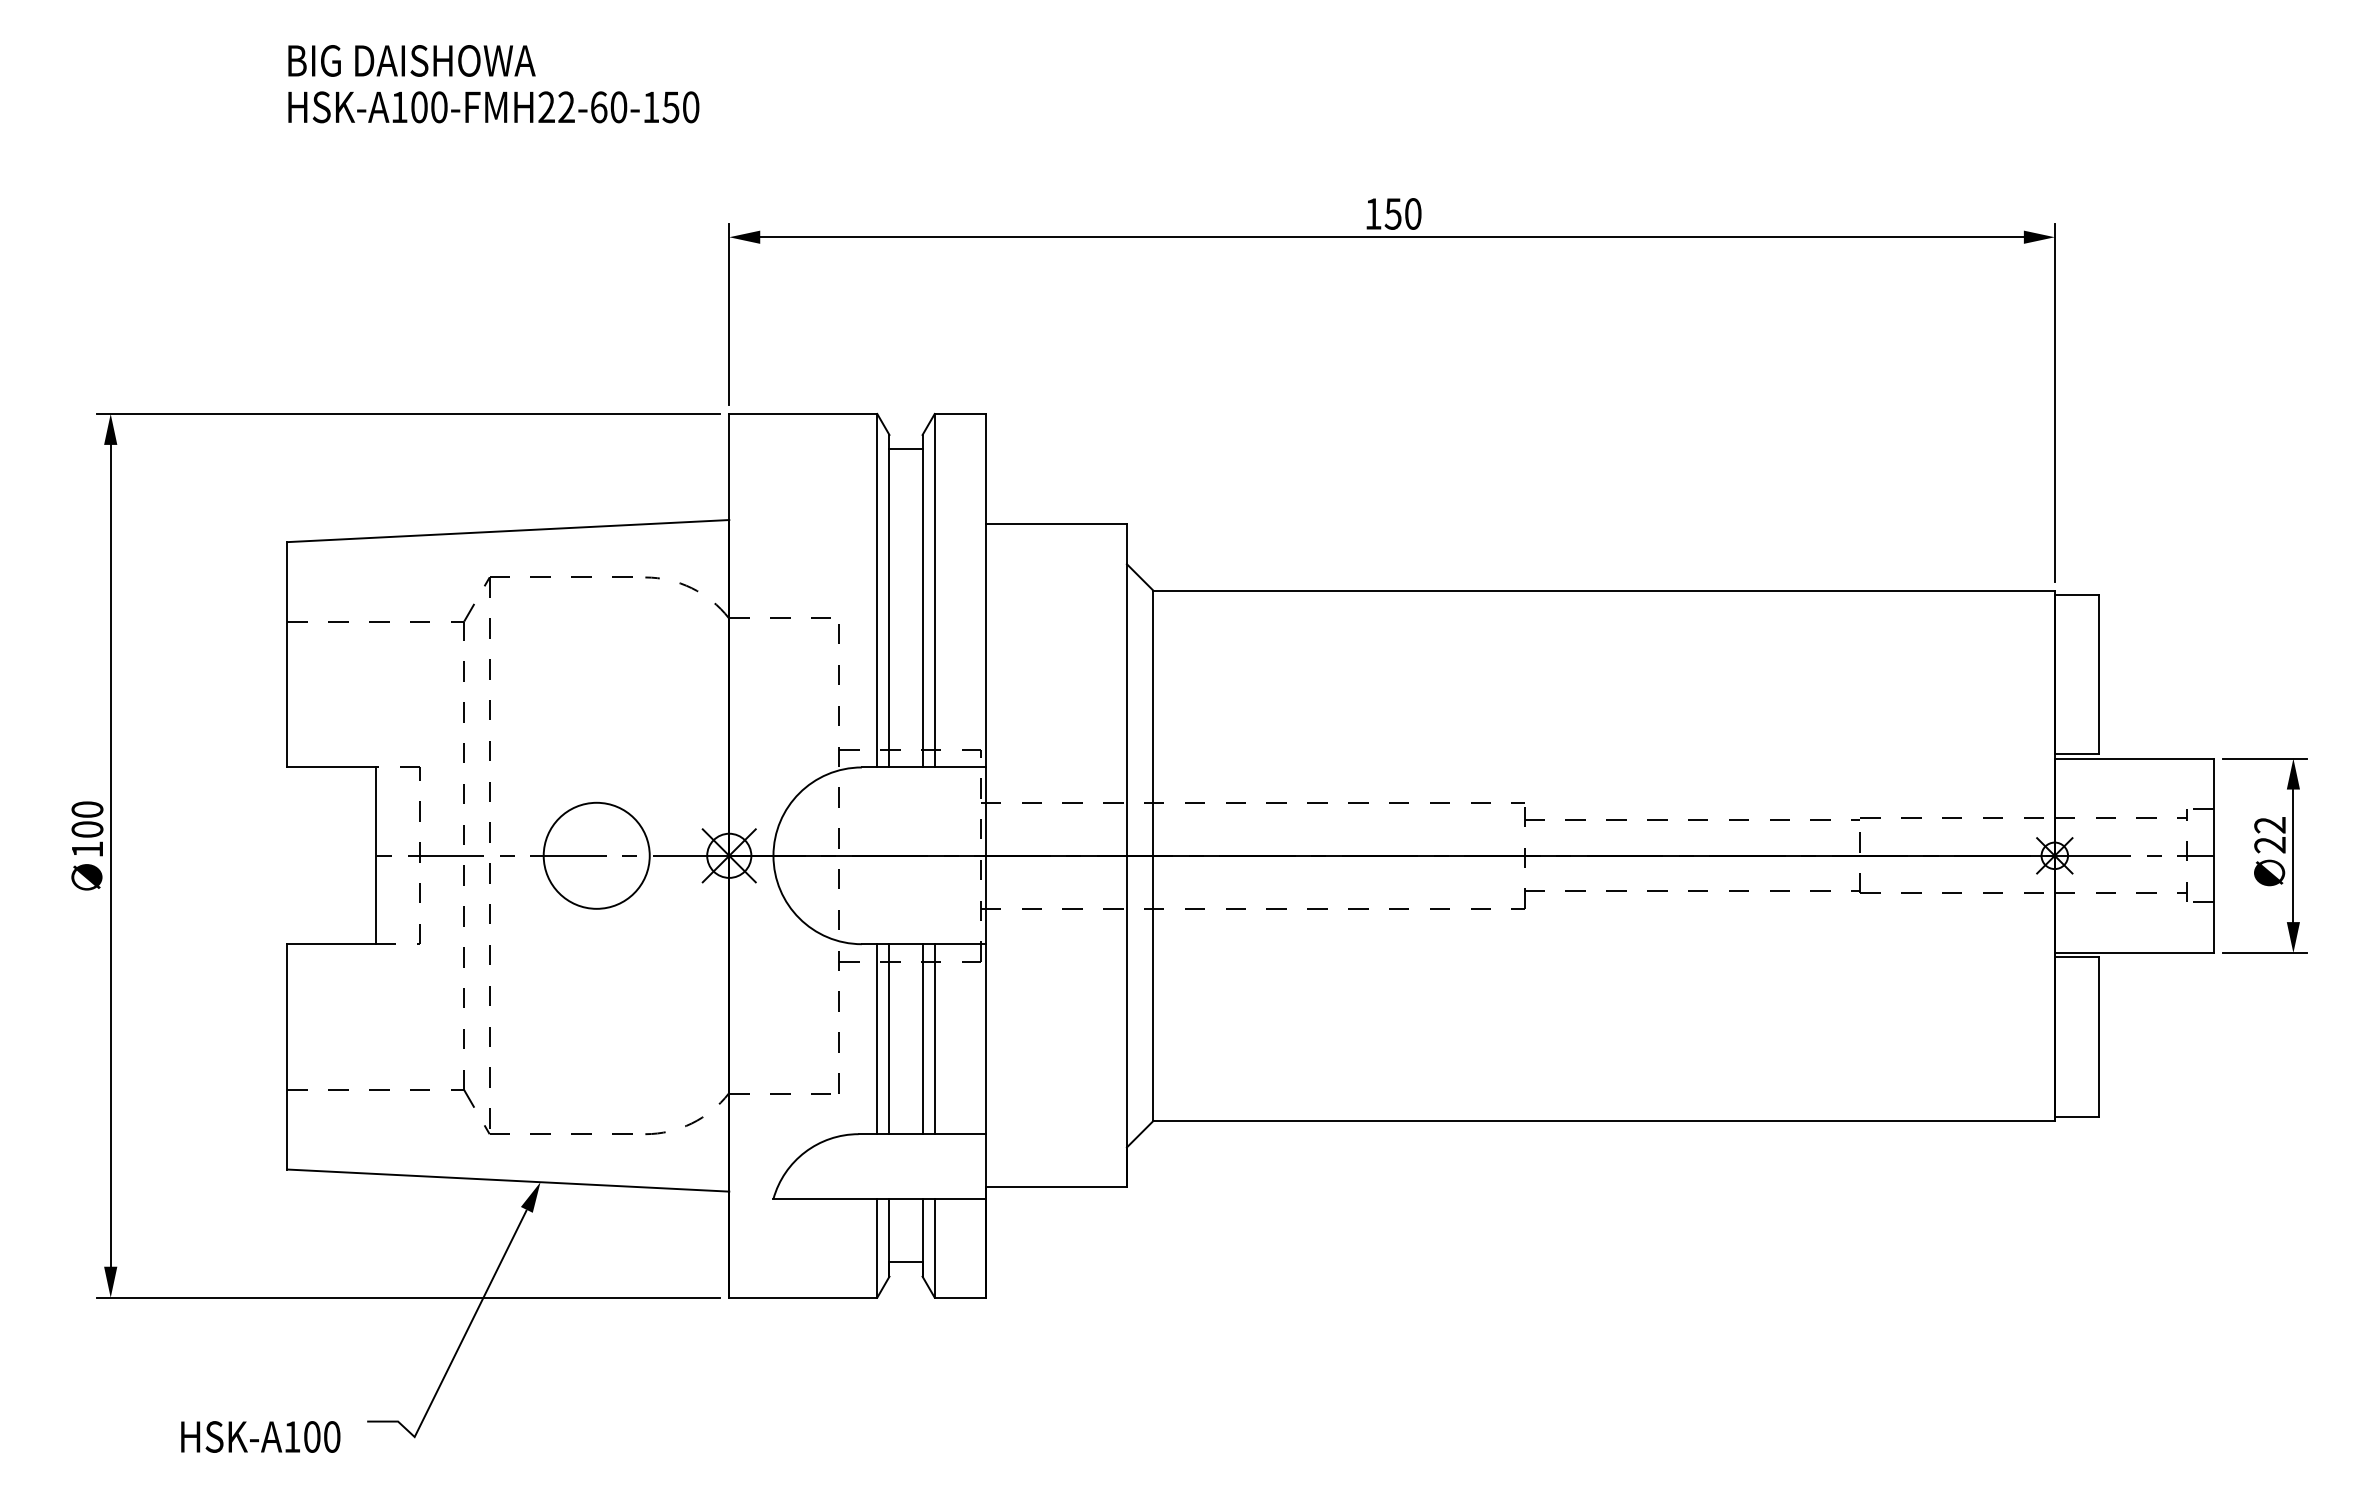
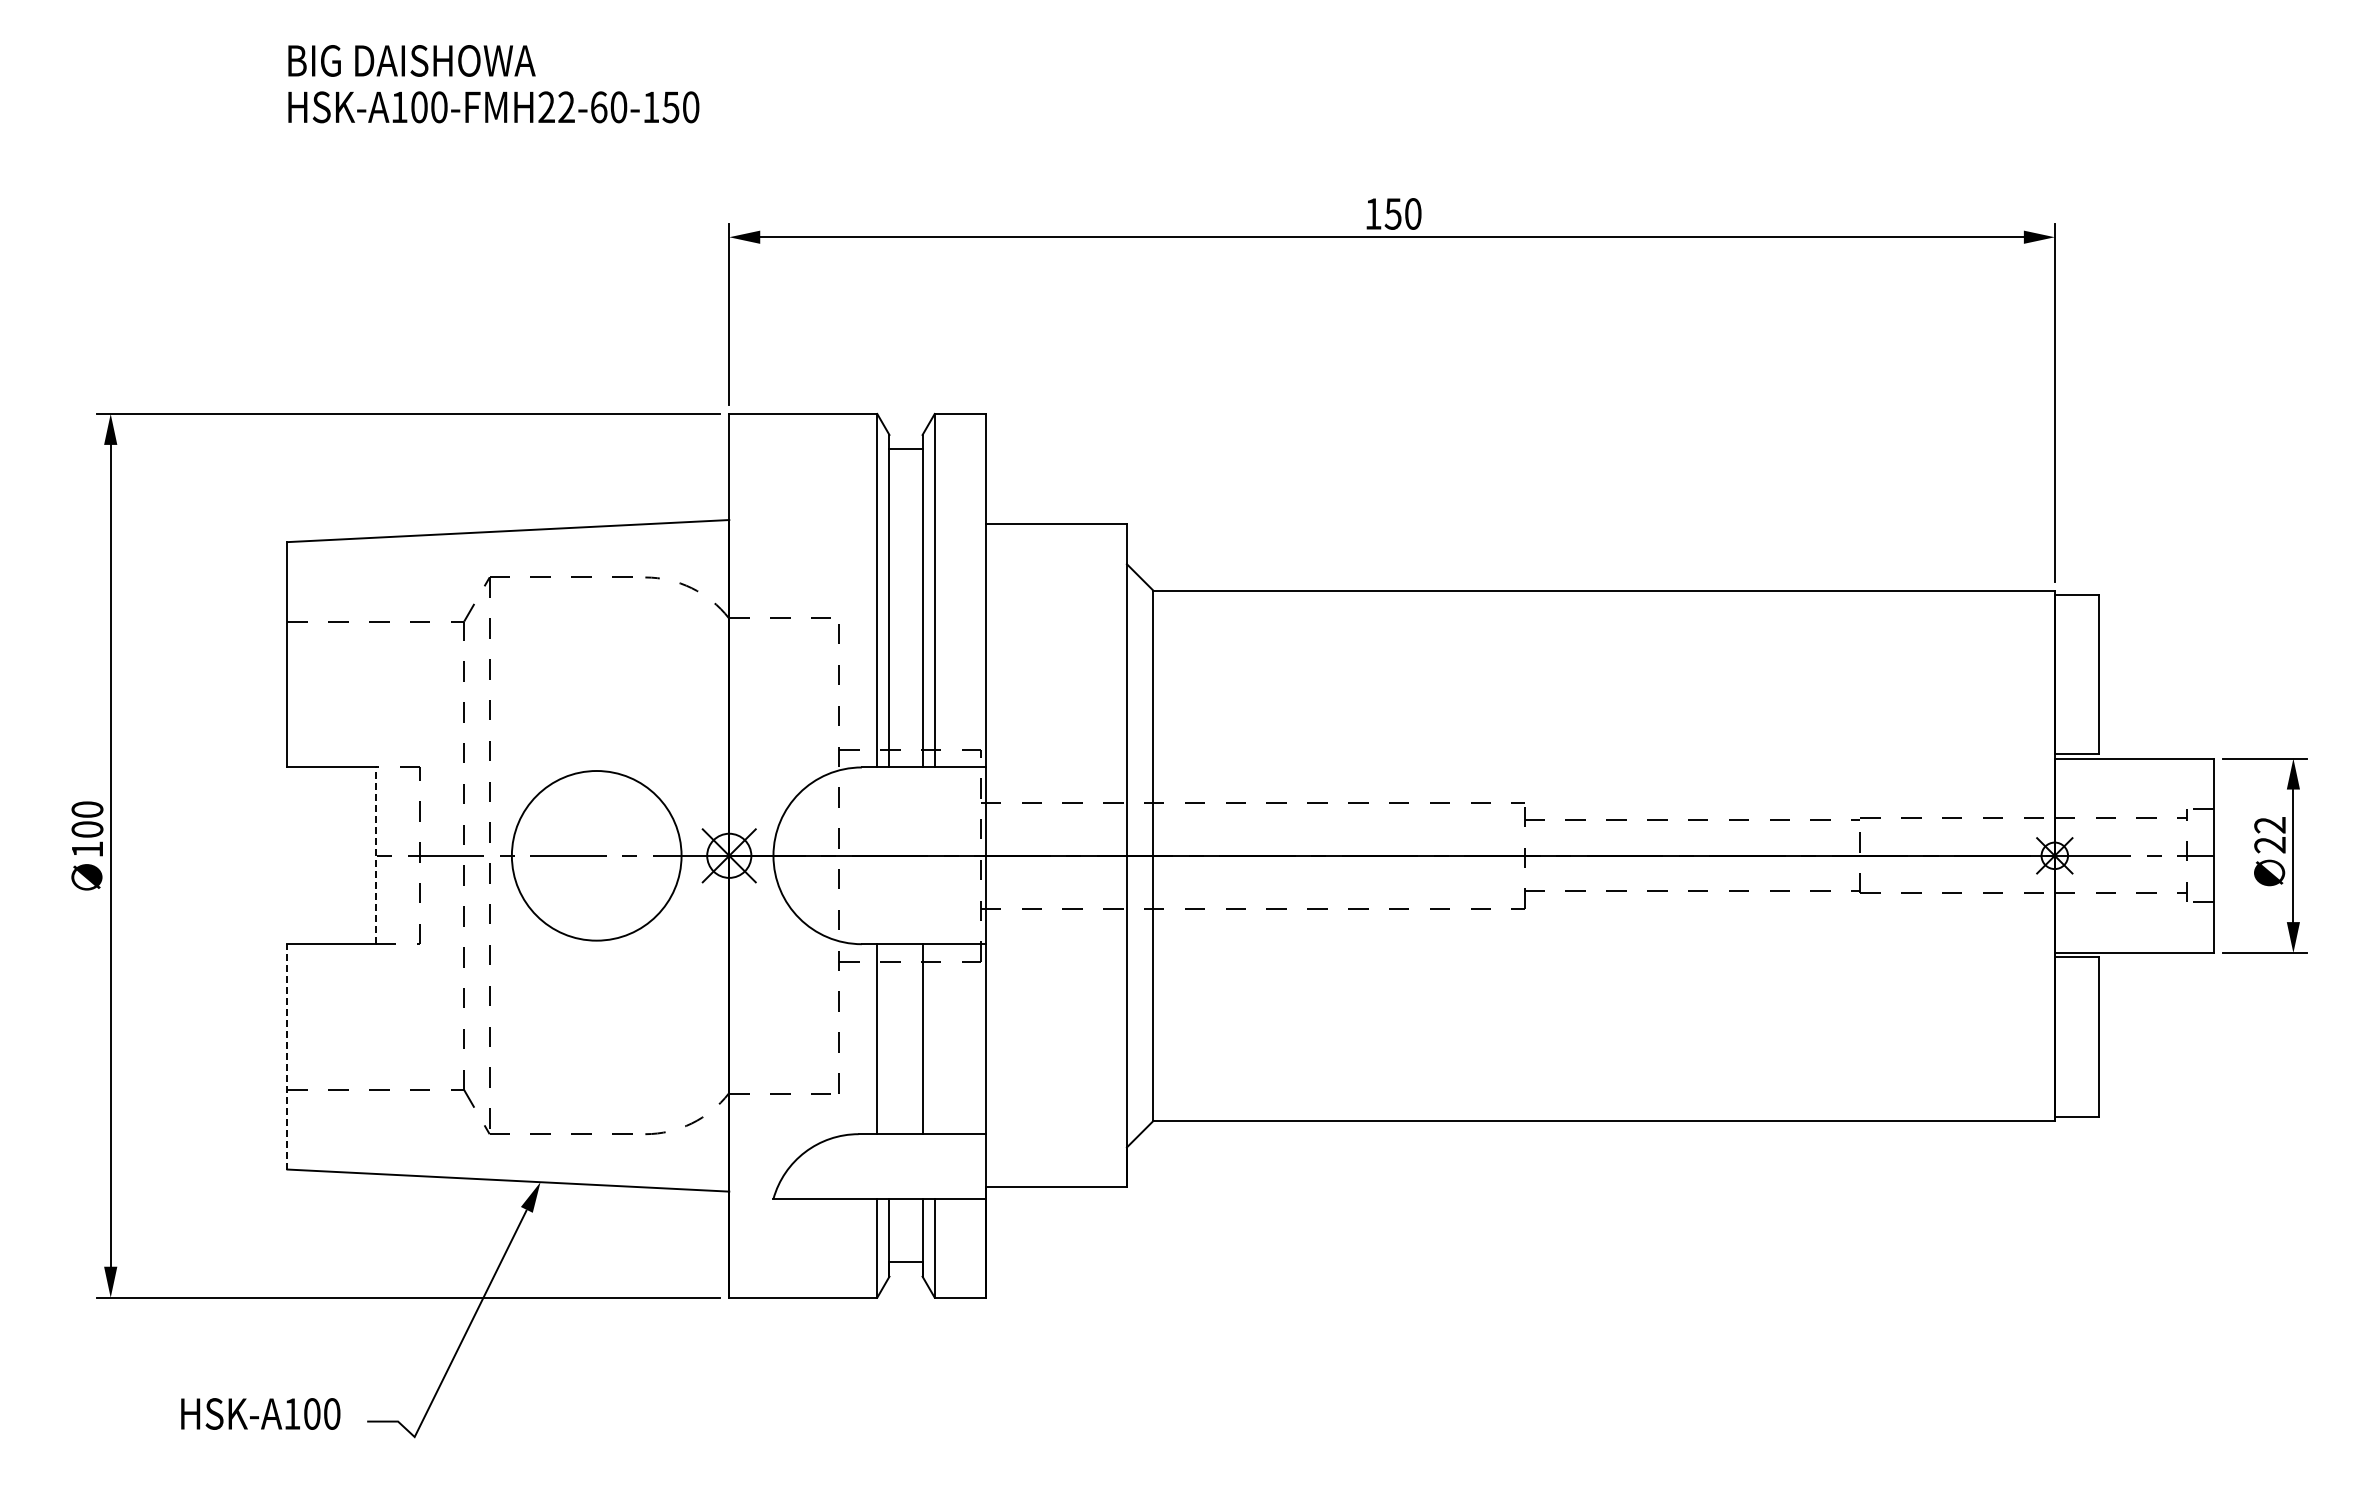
line: solid -> dashed (375, 855)
circle diameter: 106 px -> 170 px (596, 855)
line: present -> none (889, 1039)
line: present -> none (934, 1039)
line: solid -> dashed (287, 1056)
text position: (260, 1436) -> (260, 1413) (260, 1413)
